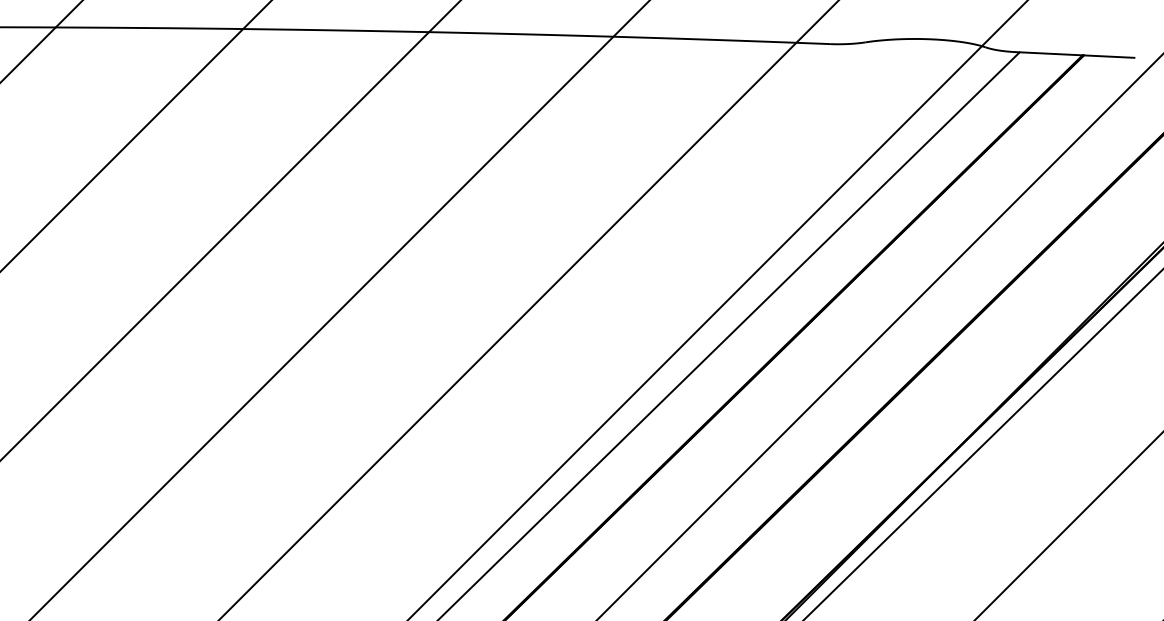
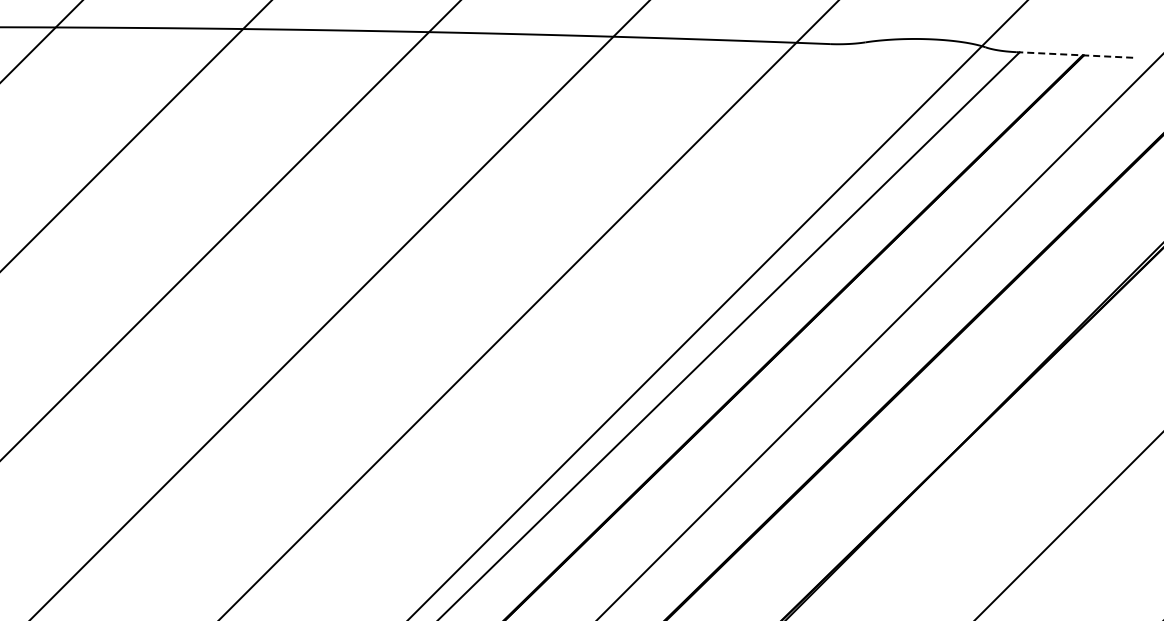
line: solid -> dashed (1075, 55)
line: present -> none (982, 444)
